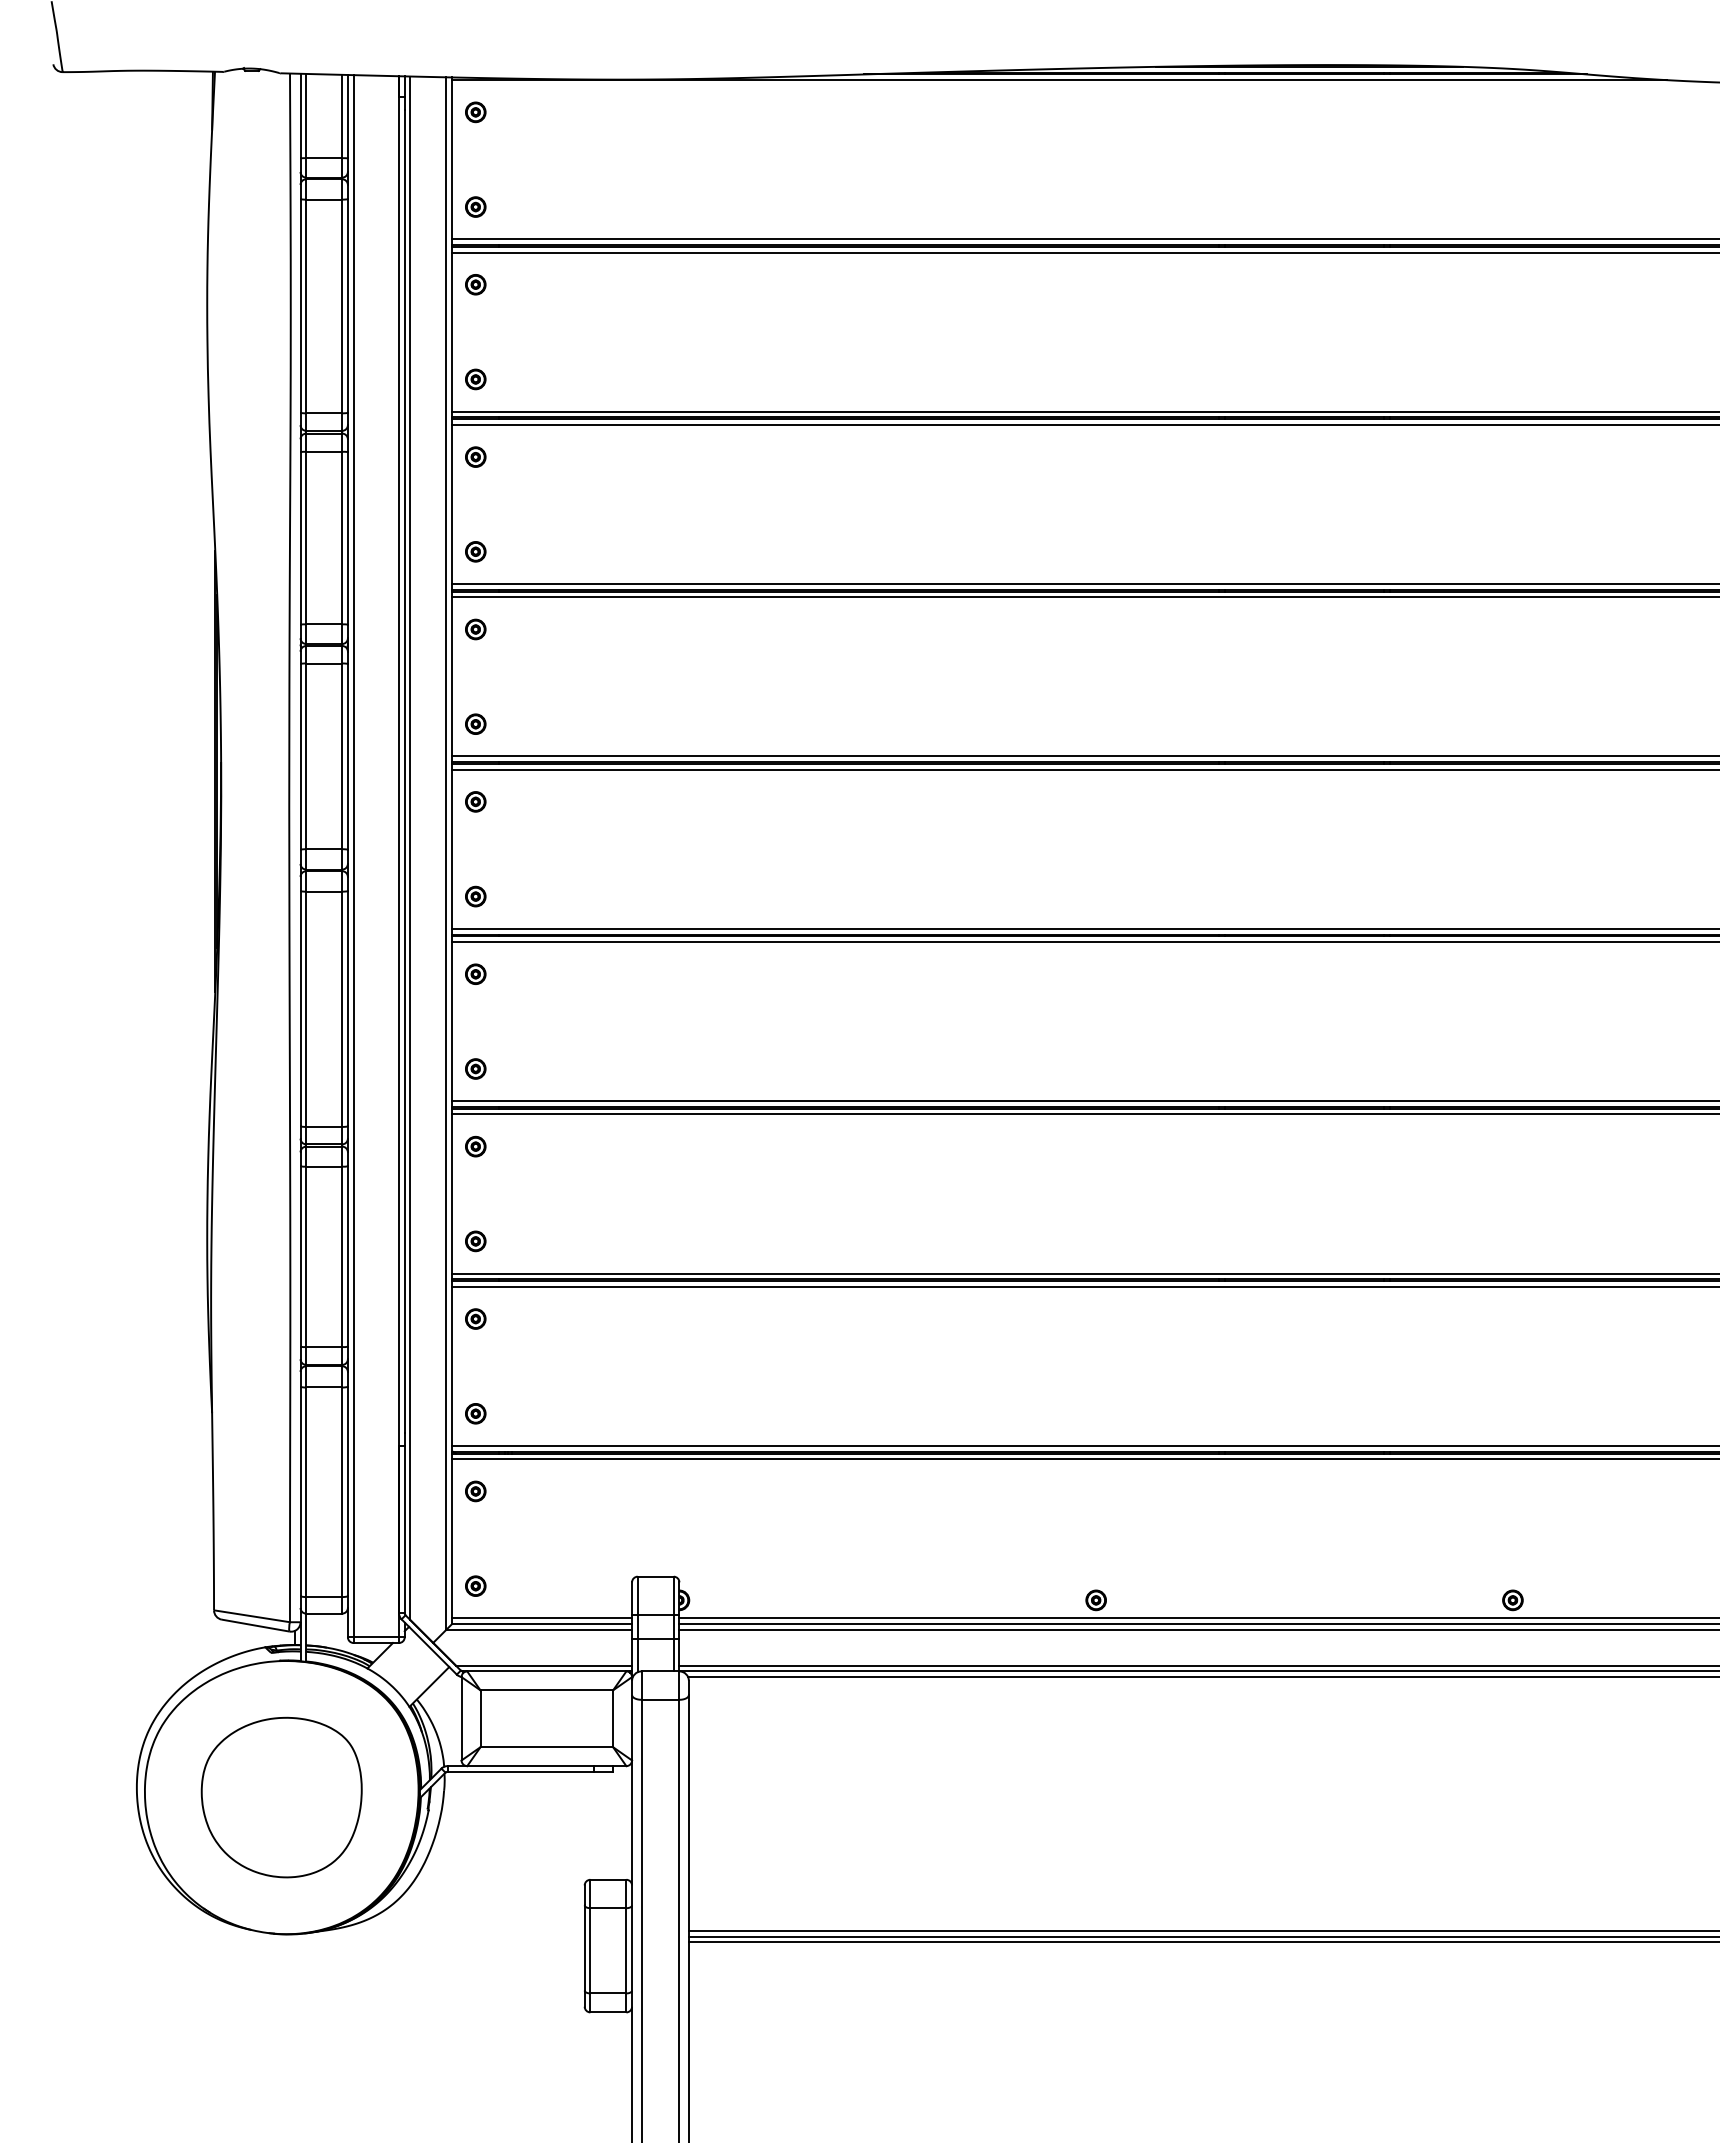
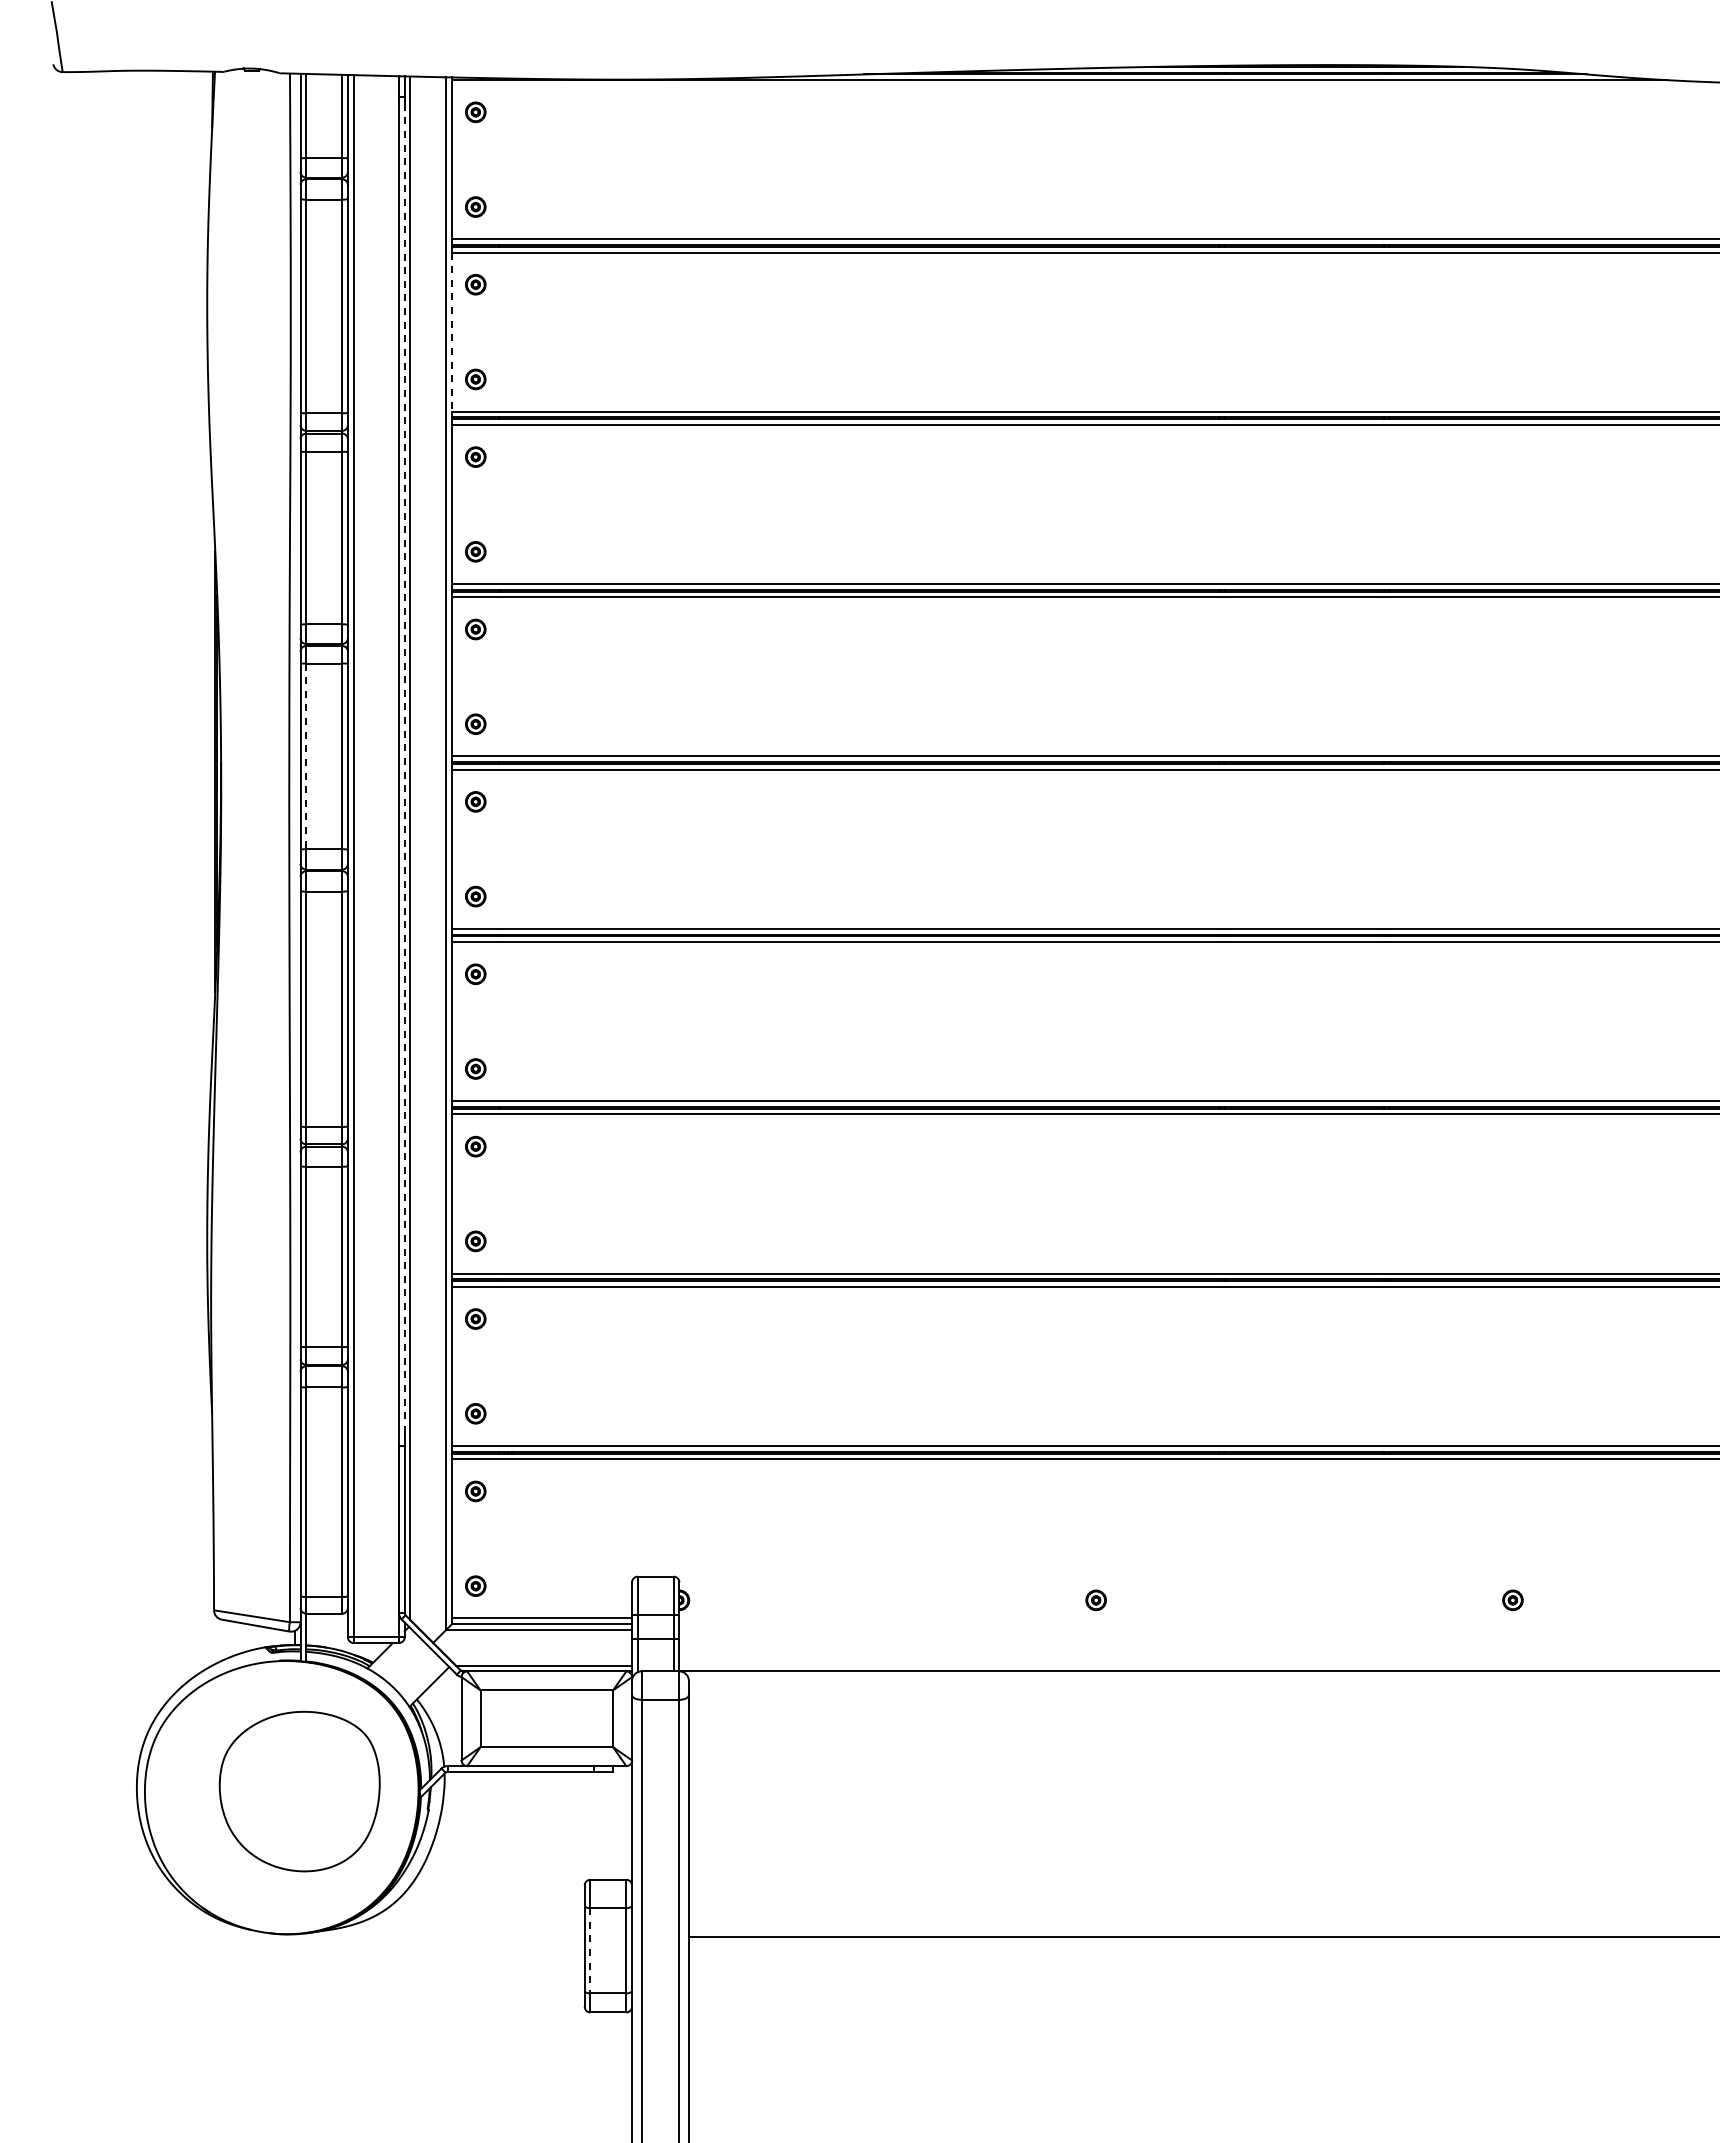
line: solid -> dashed (452, 332)
line: solid -> dashed (306, 756)
line: solid -> dashed (404, 771)
line: present -> none (1197, 1618)
line: present -> none (1197, 1624)
line: present -> none (1197, 1629)
line: present -> none (1197, 1665)
line: present -> none (1202, 1677)
part position: (281, 1797) -> (299, 1791) (299, 1791)
line: present -> none (1202, 1930)
line: present -> none (1202, 1942)
line: solid -> dashed (590, 1950)
